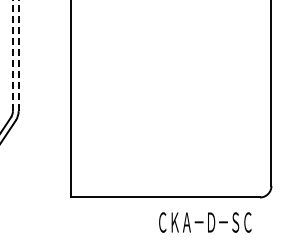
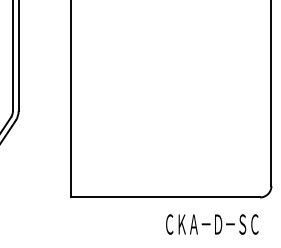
line: dashed -> solid (12, 55)
line: dashed -> solid (18, 55)
text position: (205, 222) -> (212, 224) (212, 224)
